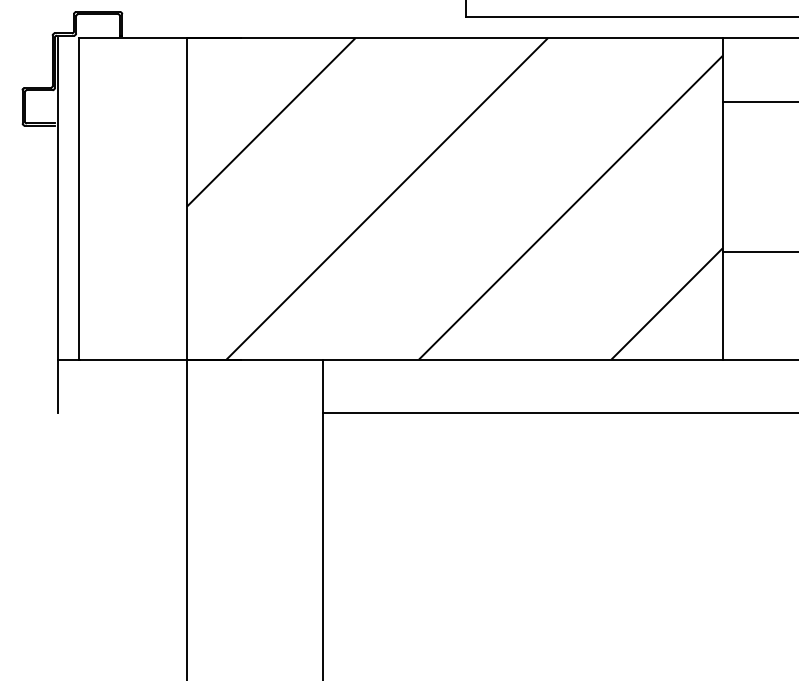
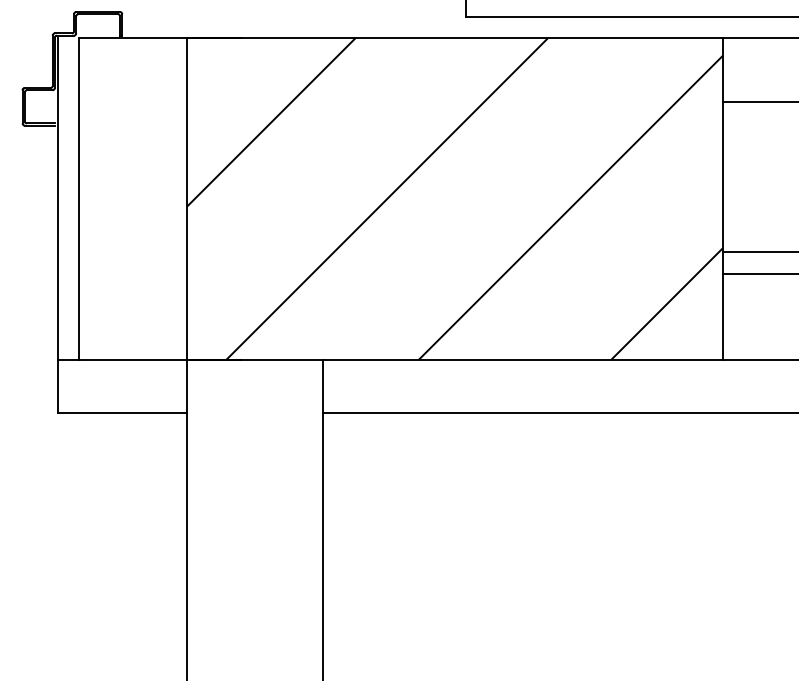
line: none -> present (758, 273)
line: none -> present (122, 413)
